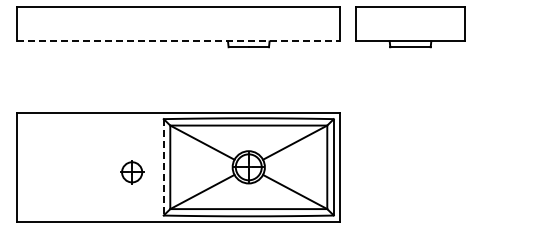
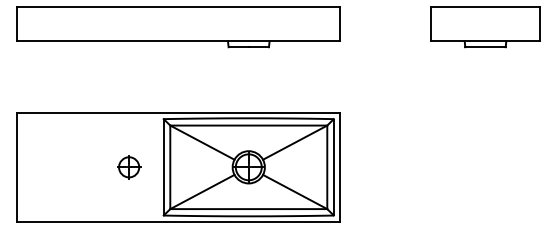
part position: (410, 27) -> (485, 27) (485, 27)
line: dashed -> solid (178, 41)
line: dashed -> solid (163, 167)
part position: (132, 172) -> (129, 167) (129, 167)
